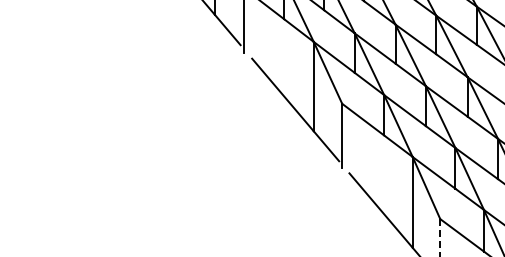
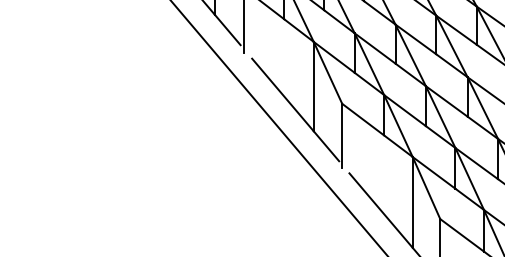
line: none -> present (278, 127)
line: dashed -> solid (440, 237)
